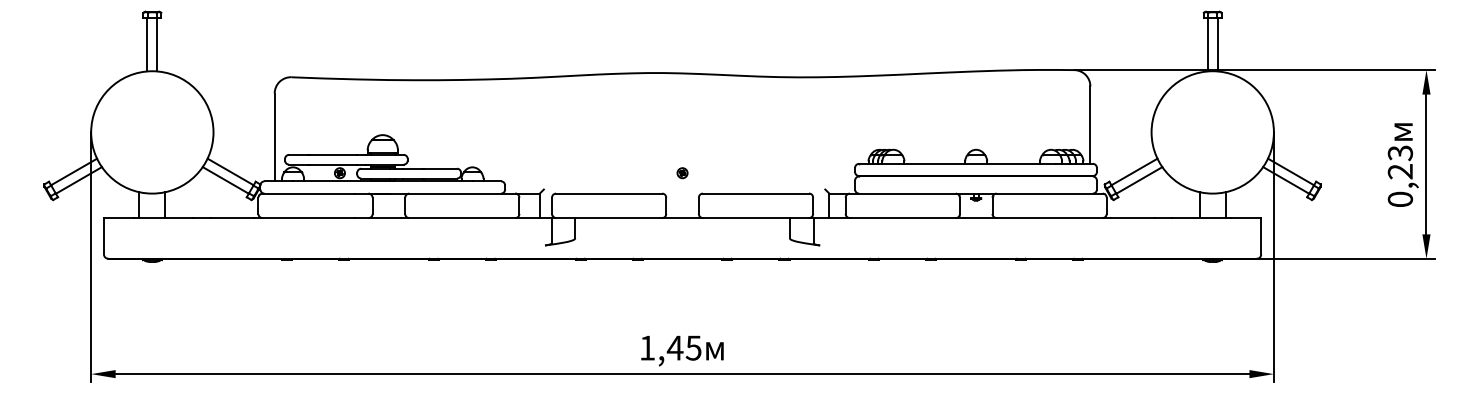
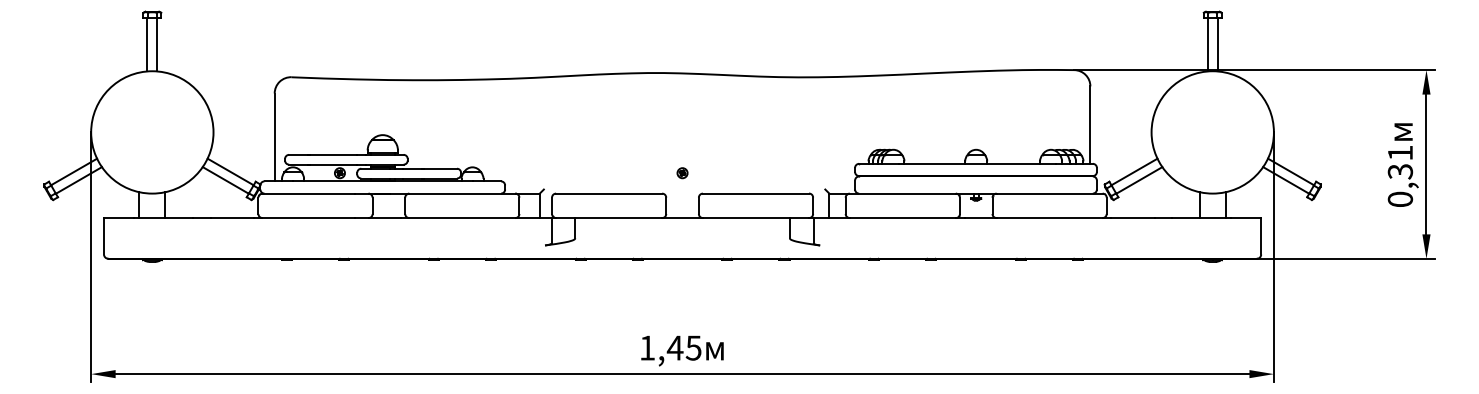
text: 0,23 -> 0,31 (1400, 162)
